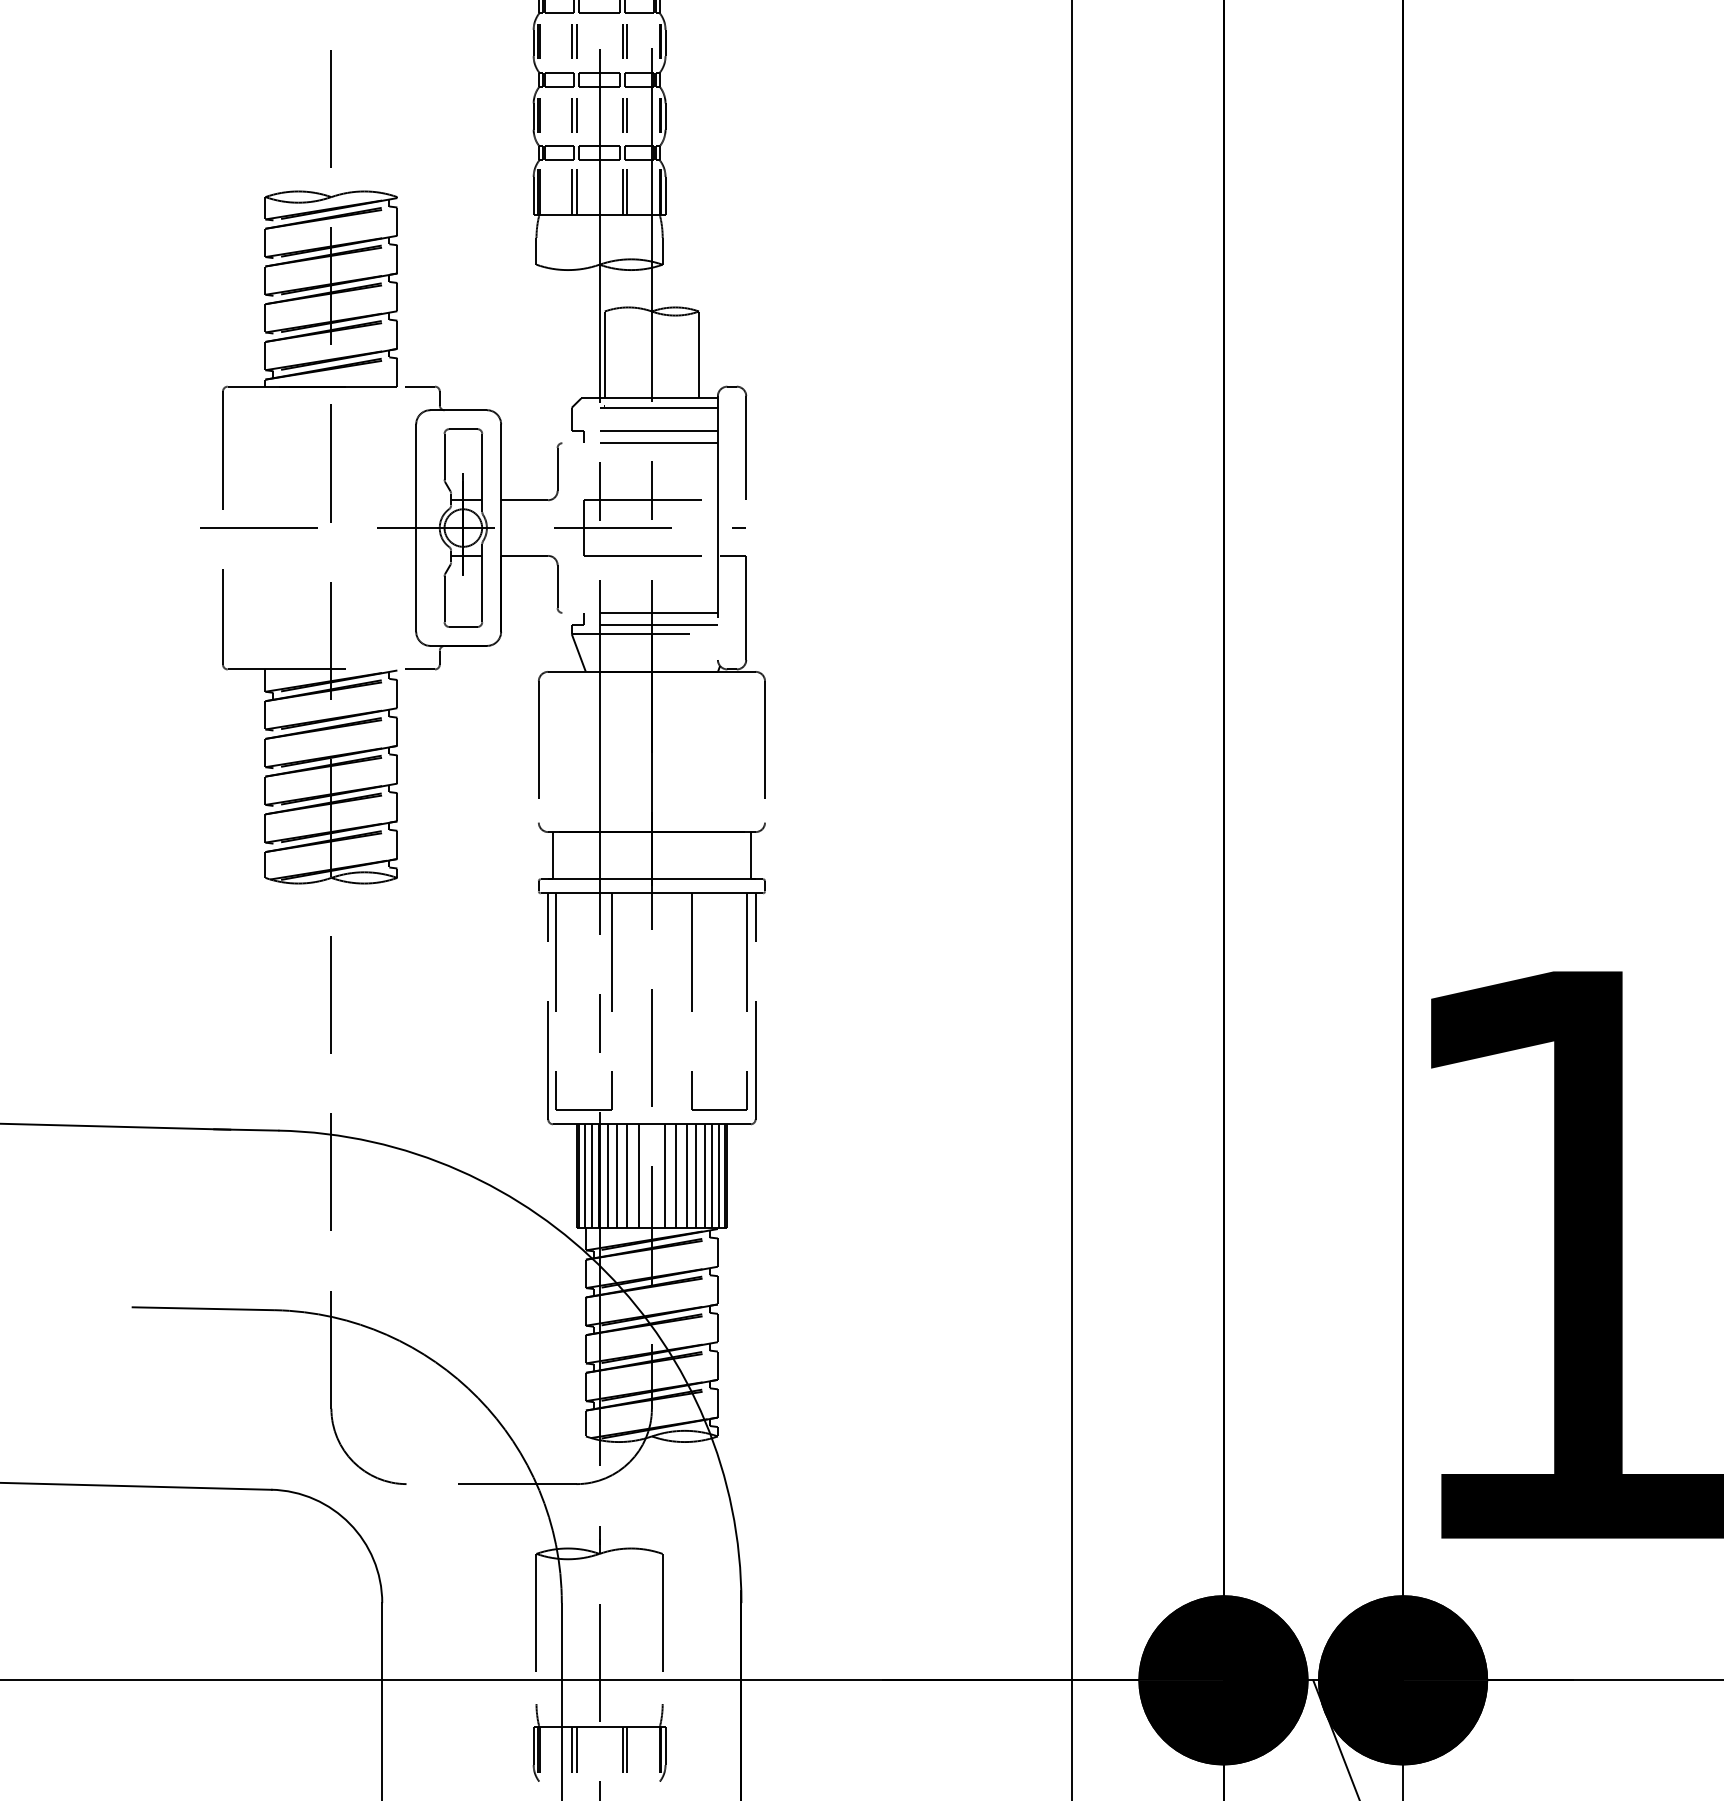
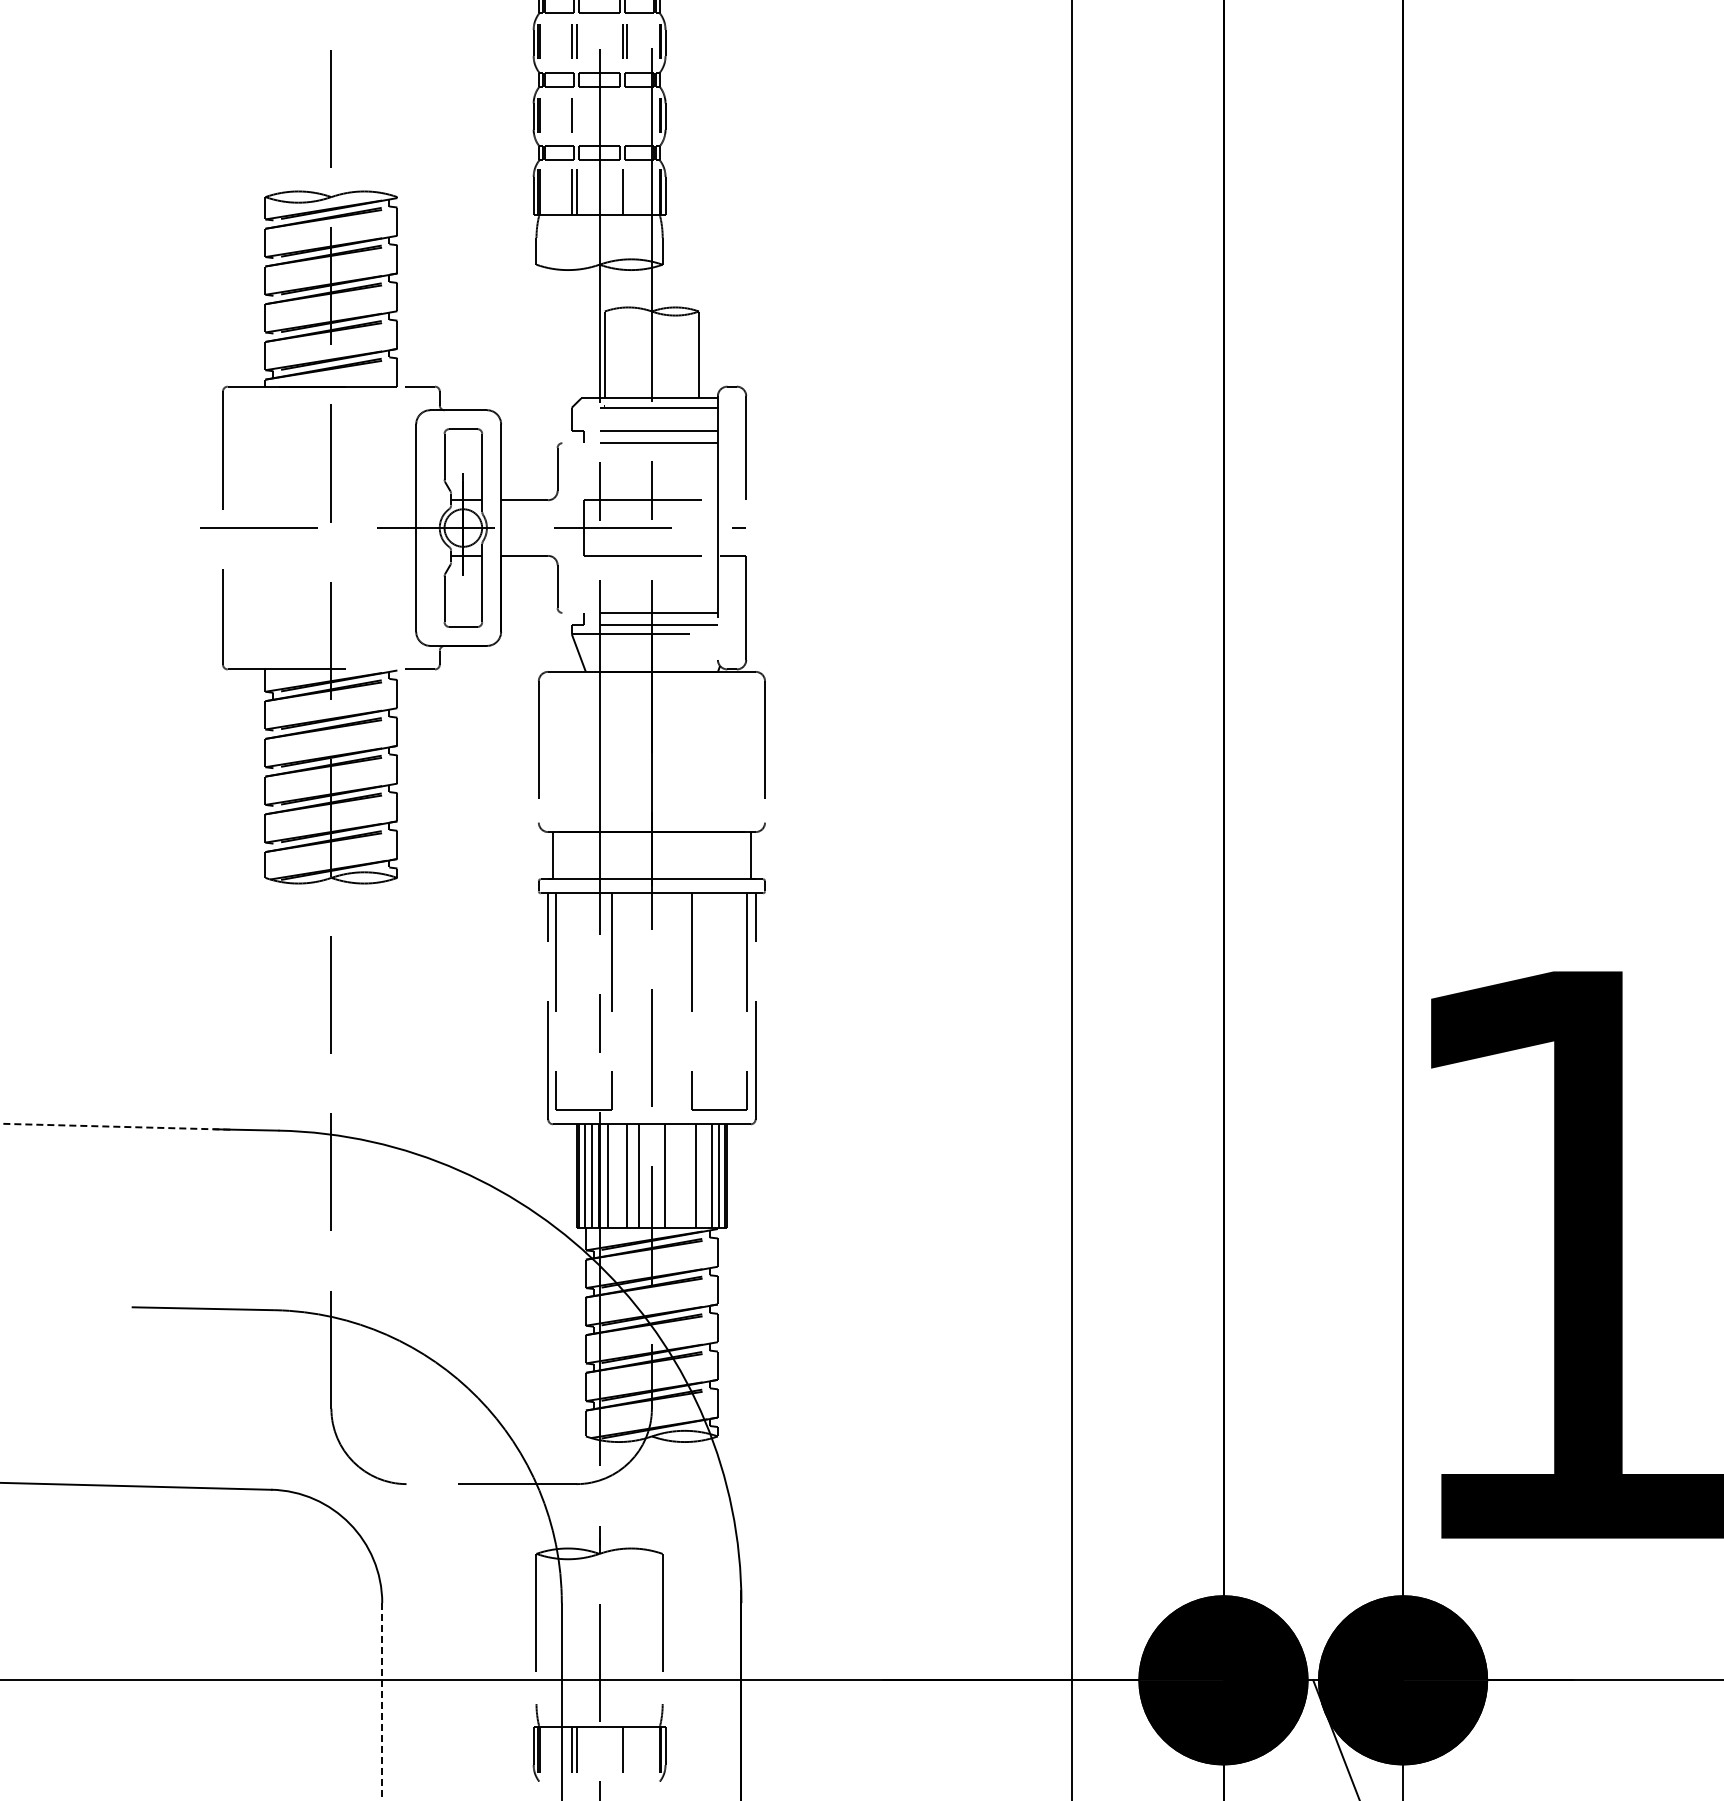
line: present -> none (576, 114)
part: present -> none (624, 115)
line: present -> none (626, 191)
line: solid -> dashed (115, 1126)
line: present -> none (617, 1175)
line: present -> none (676, 1175)
line: present -> none (686, 1175)
line: present -> none (704, 1175)
line: solid -> dashed (382, 1701)
line: present -> none (626, 1749)
